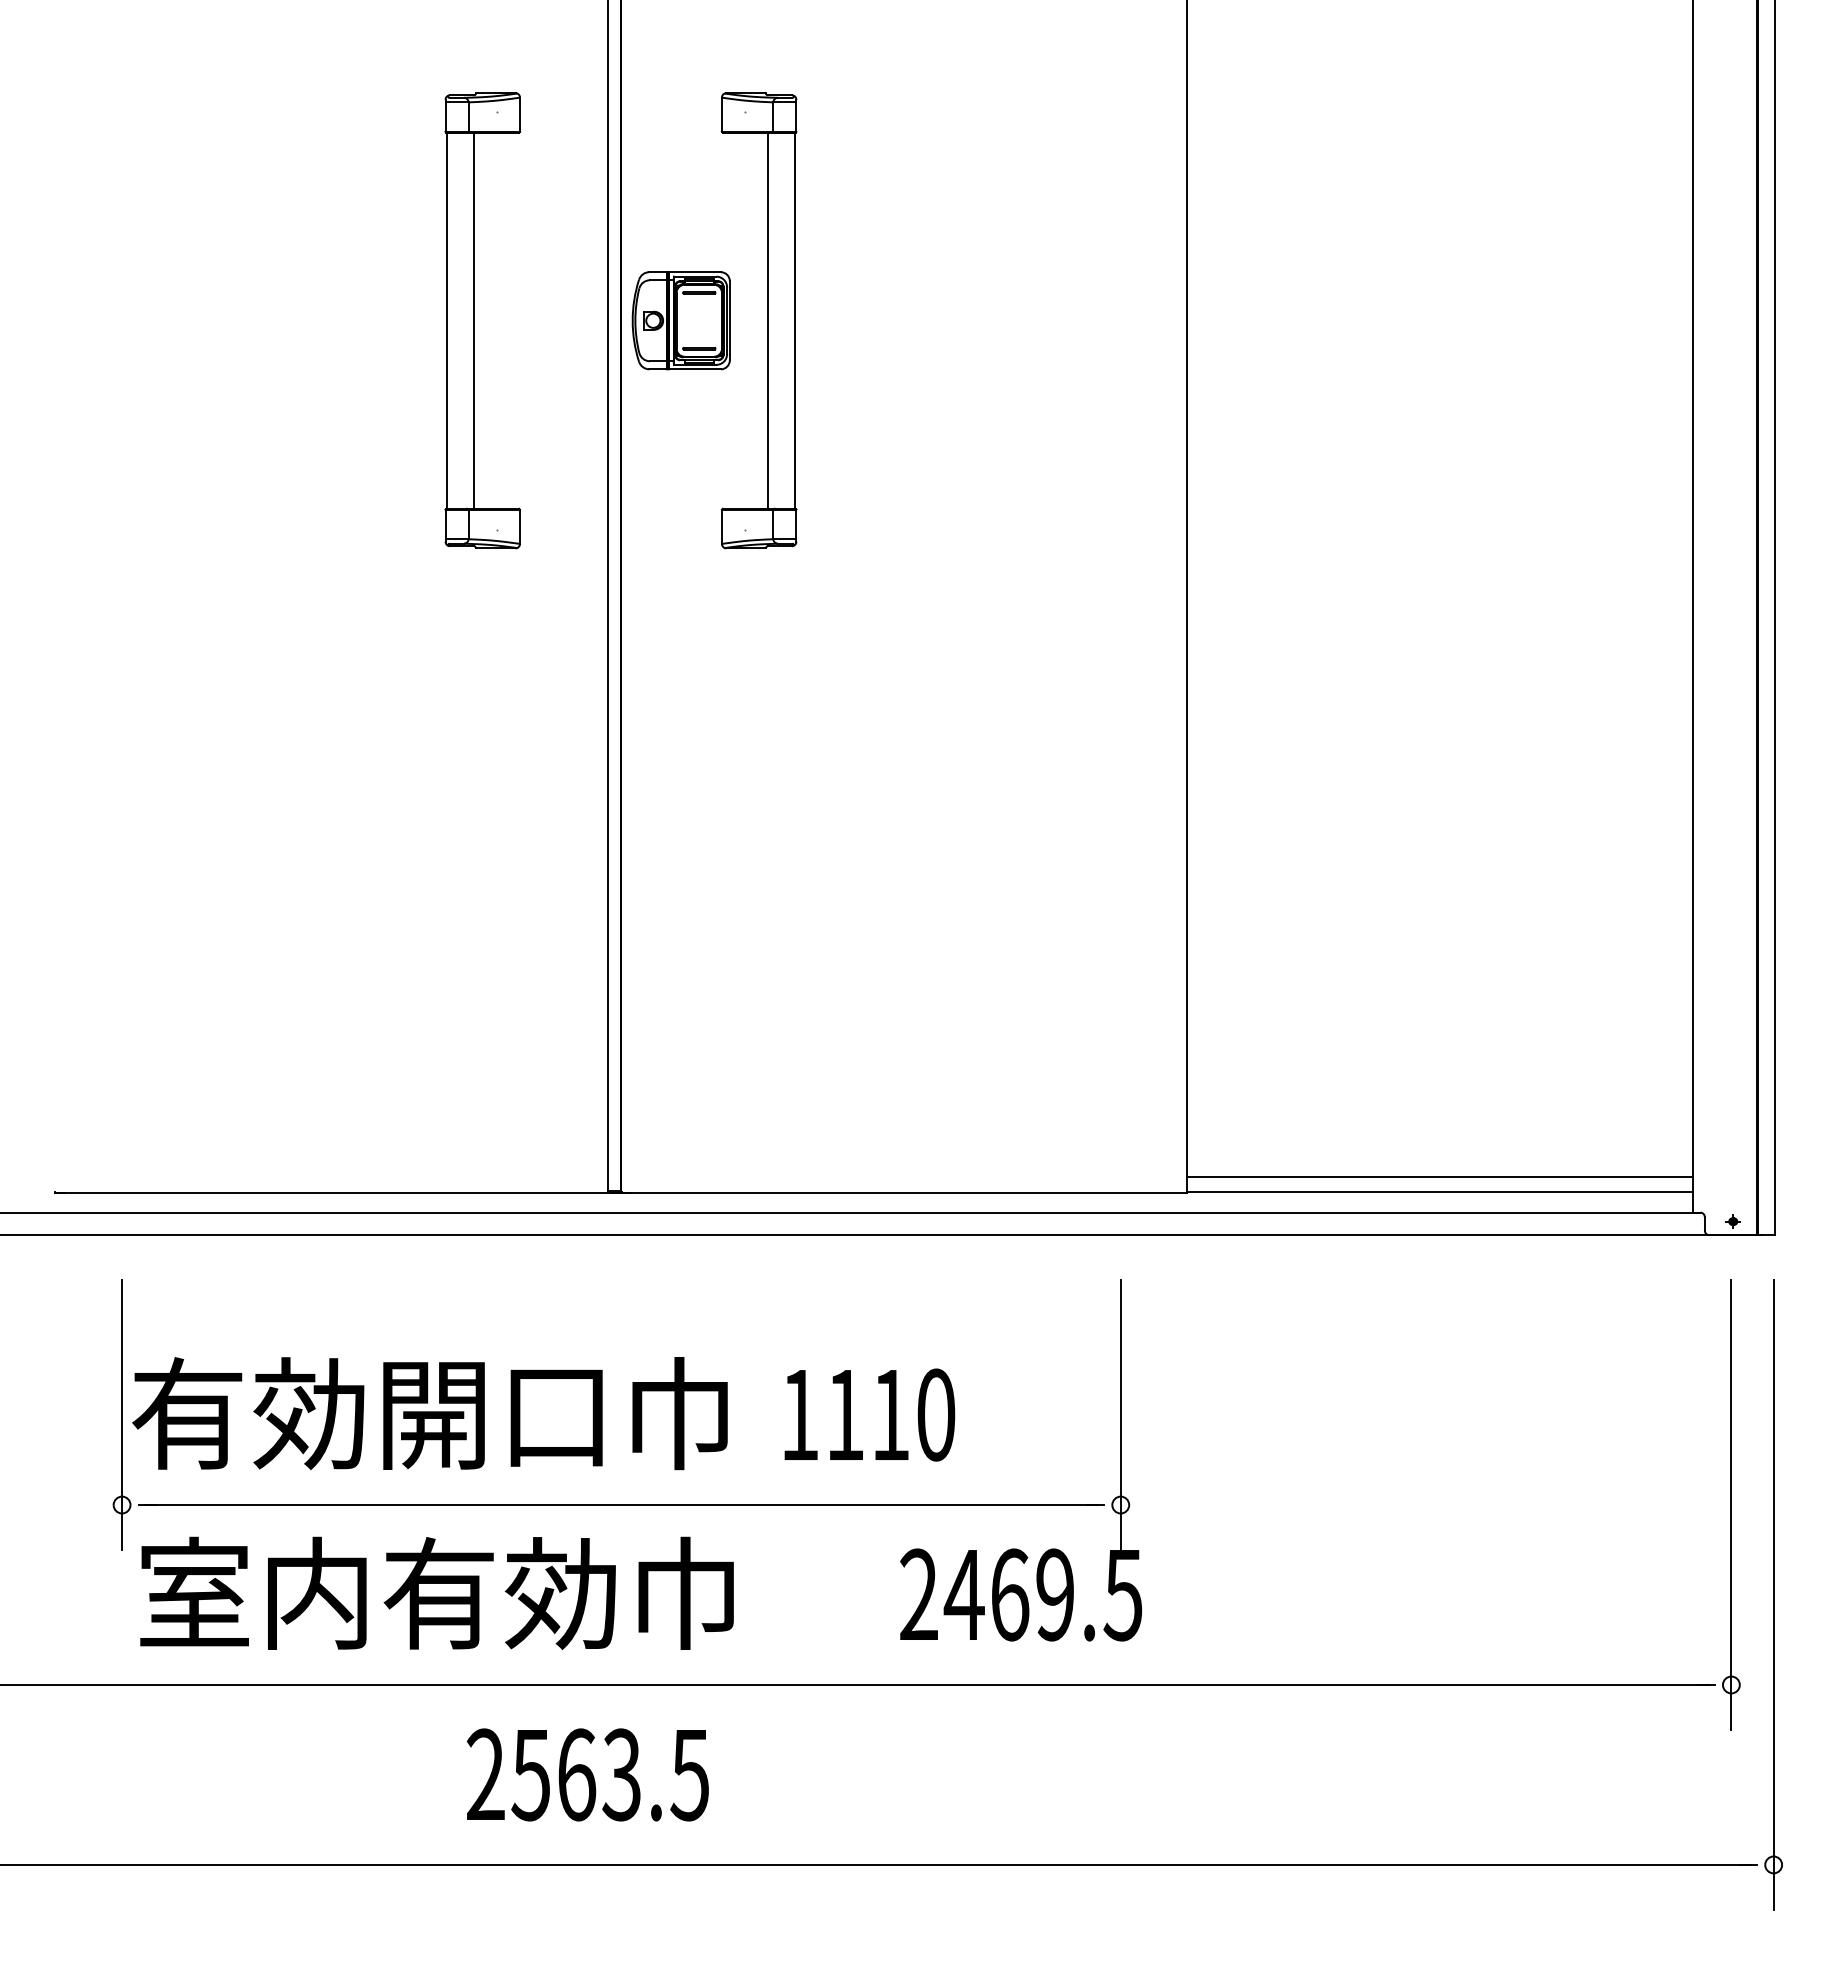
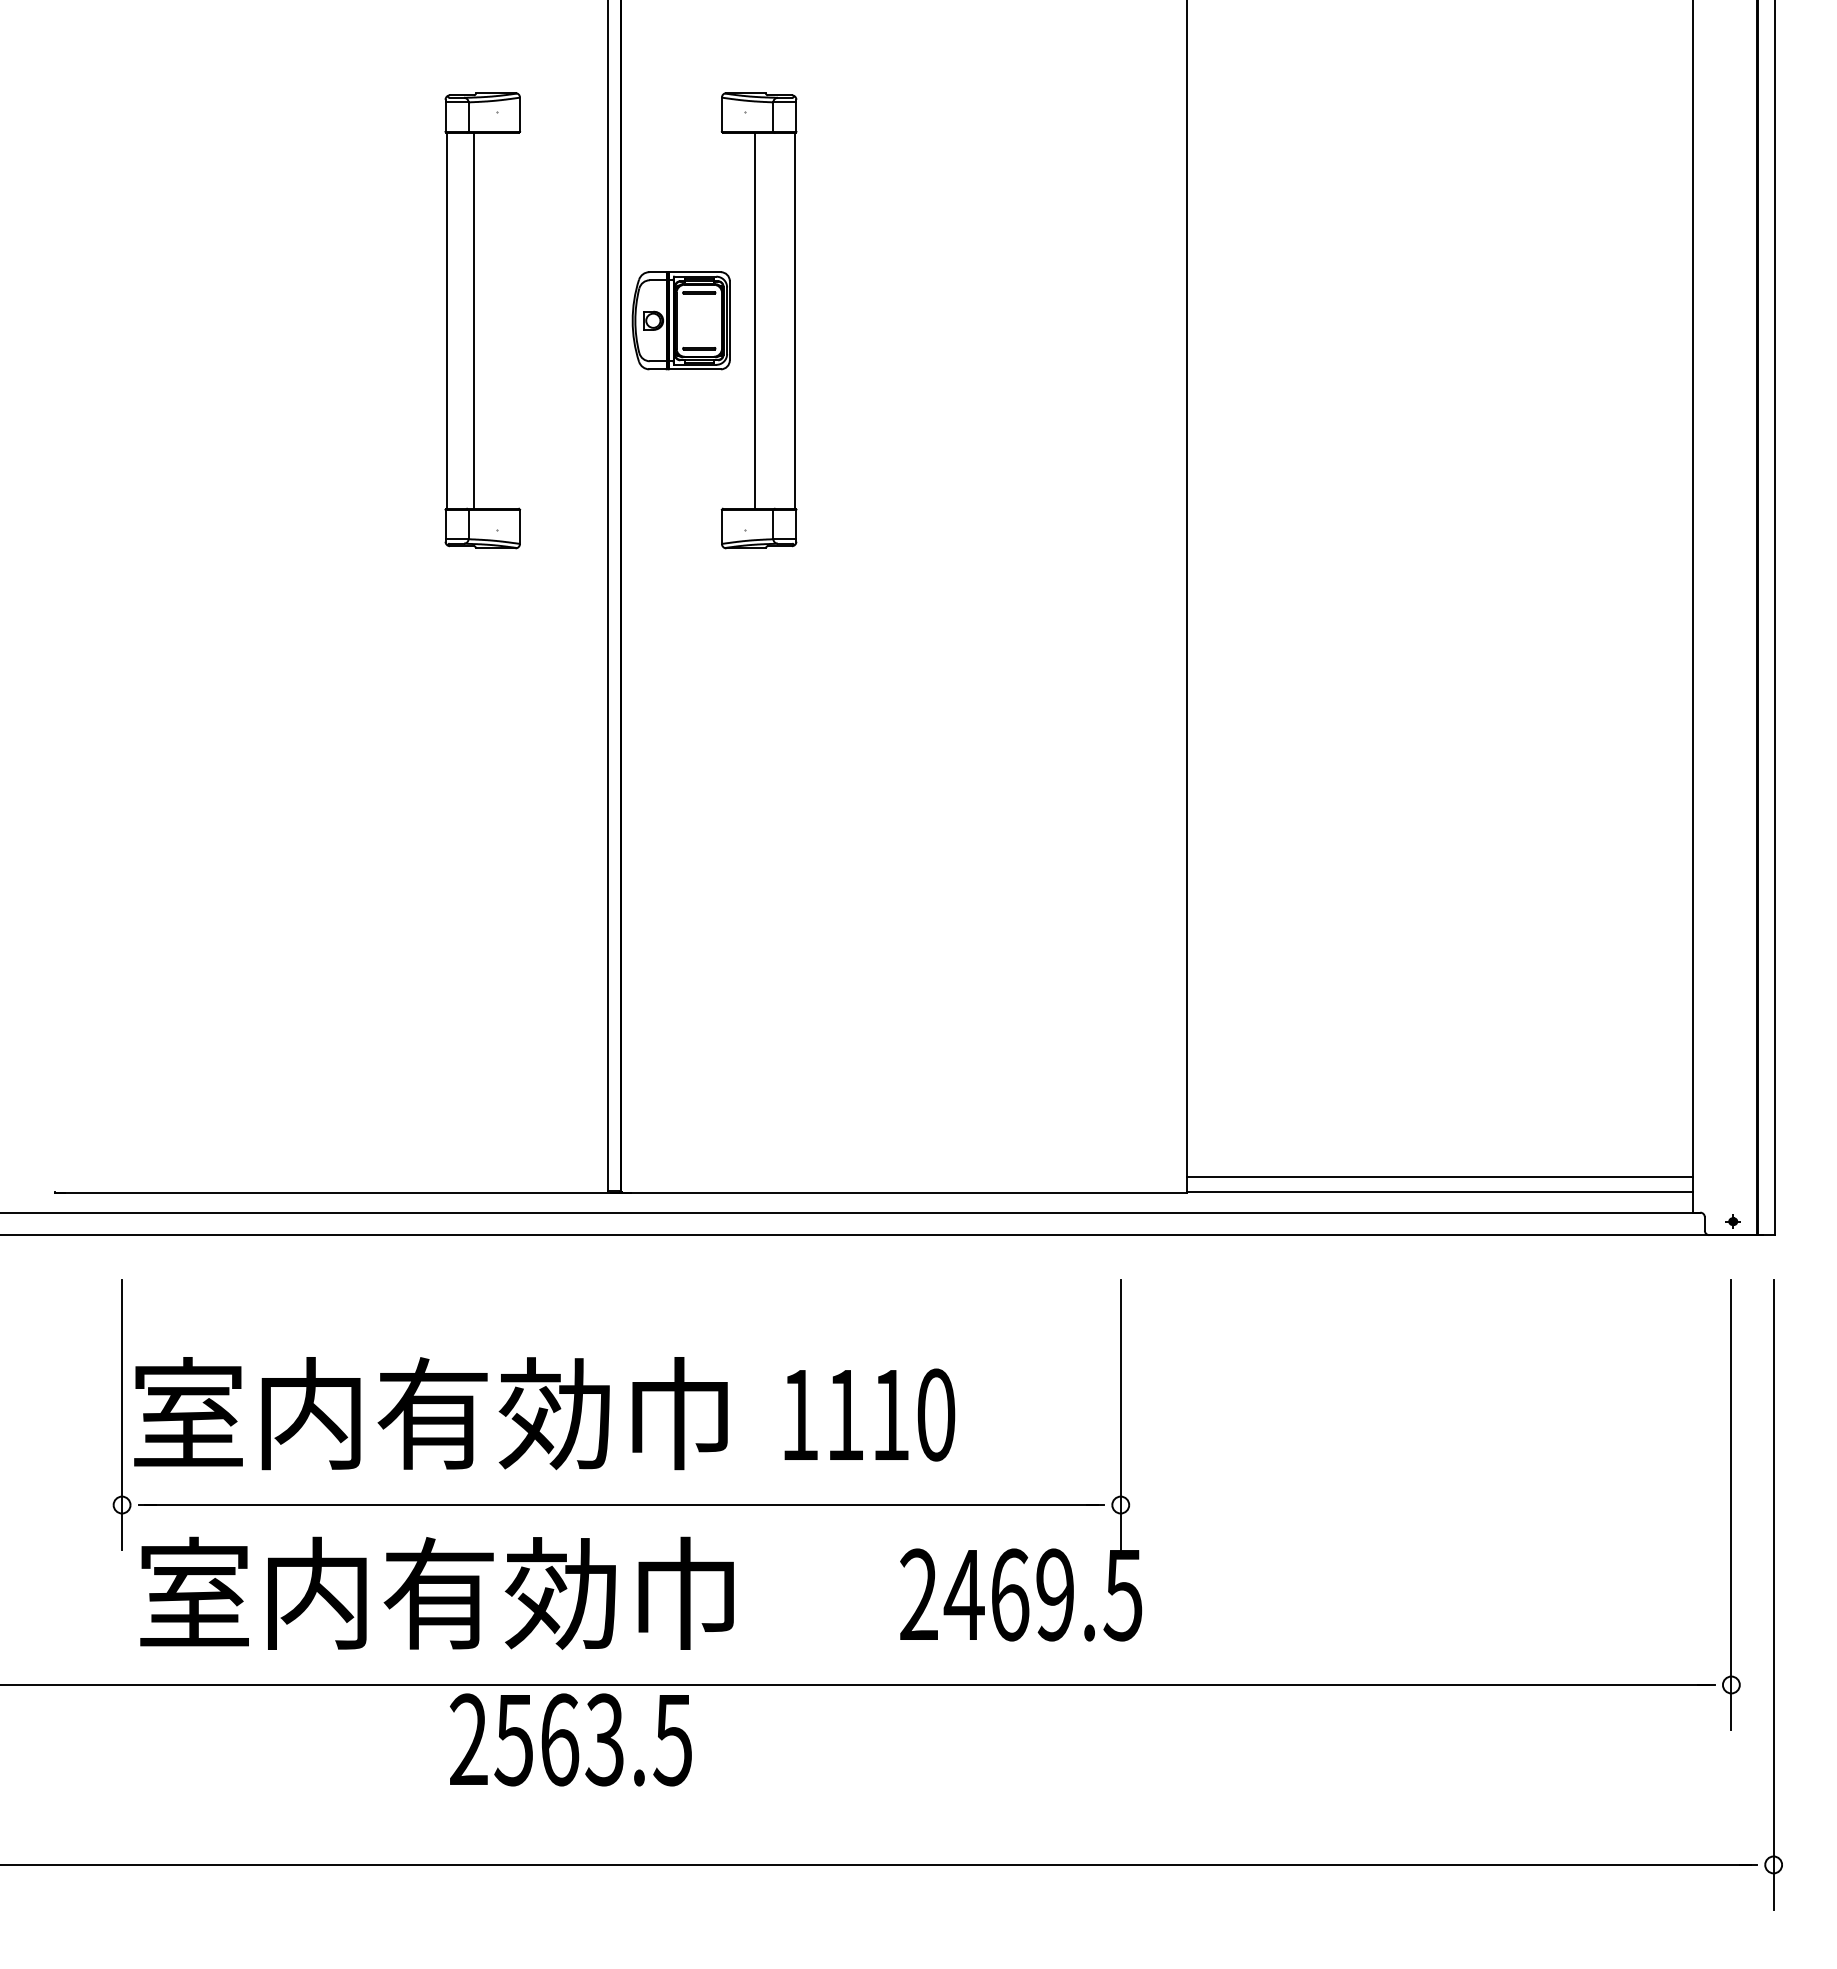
line position: (768, 320) -> (755, 320) (755, 320)
text: 有効開口巾 -> 室内有効巾 (370, 1413)
text position: (587, 1774) -> (570, 1739) (570, 1739)
